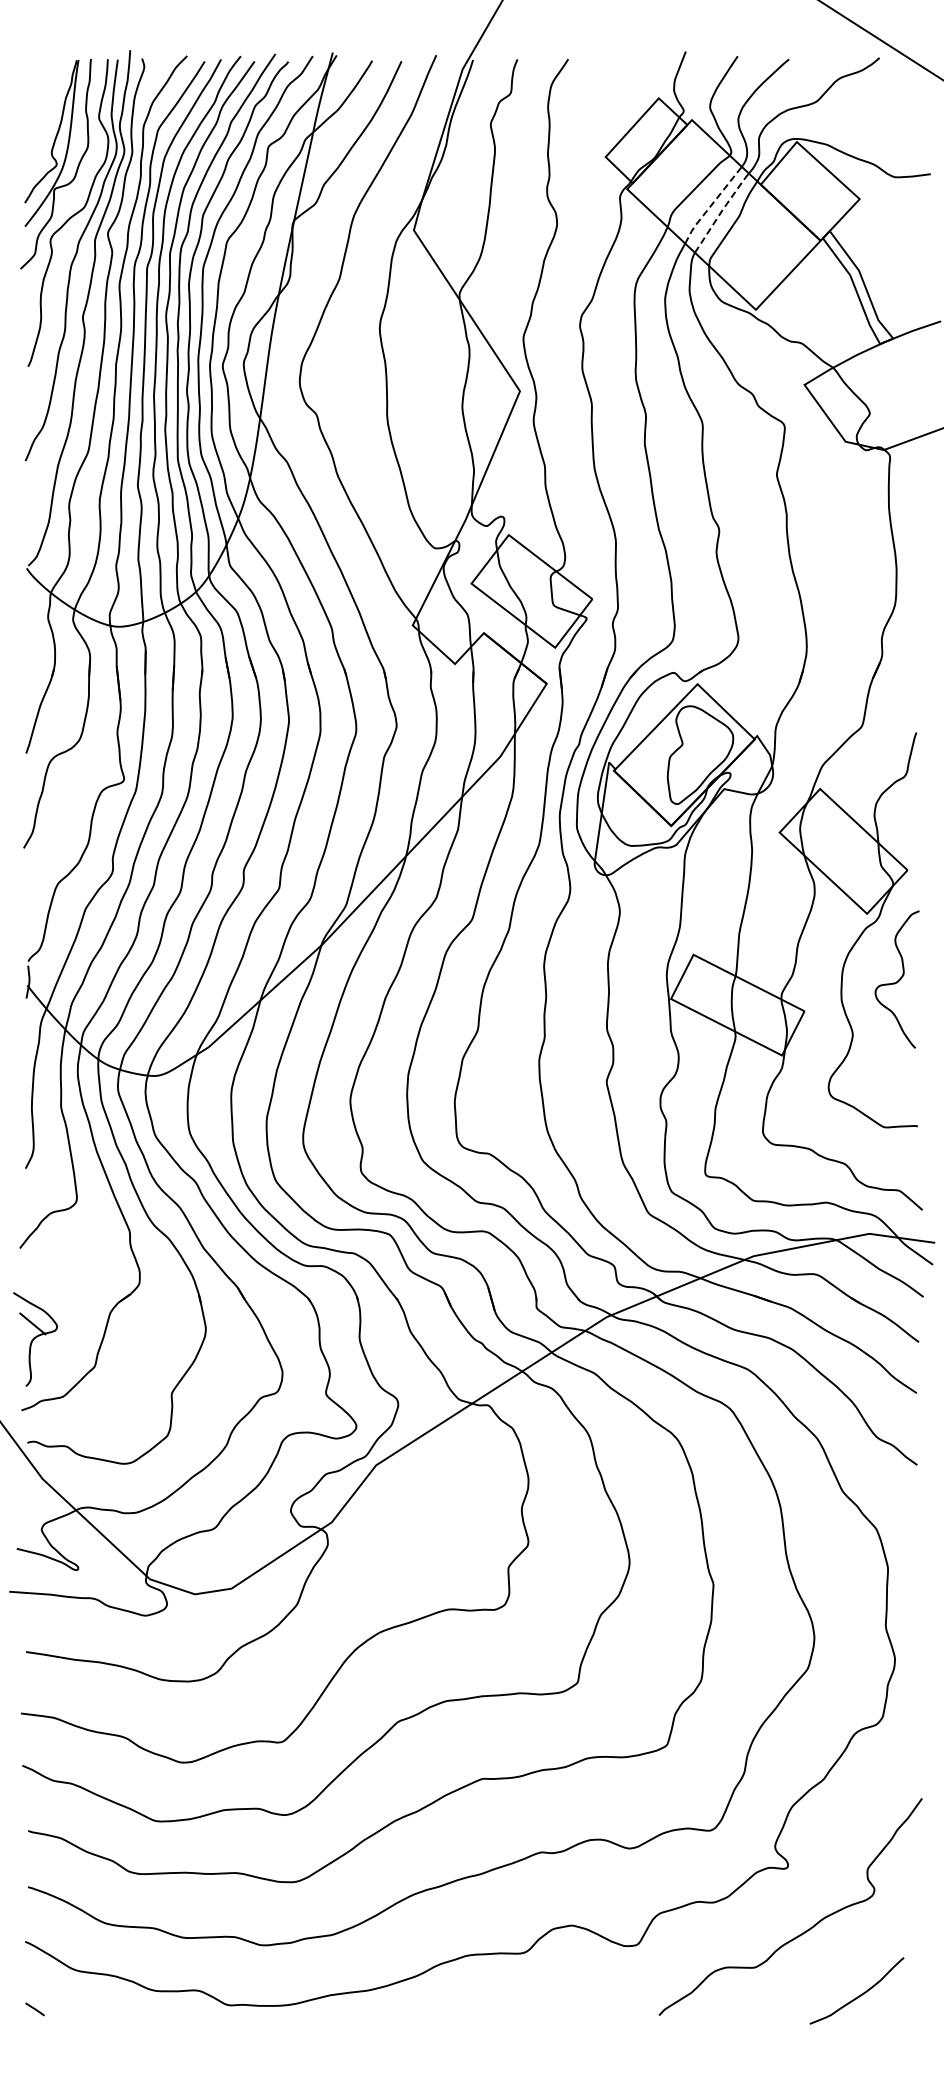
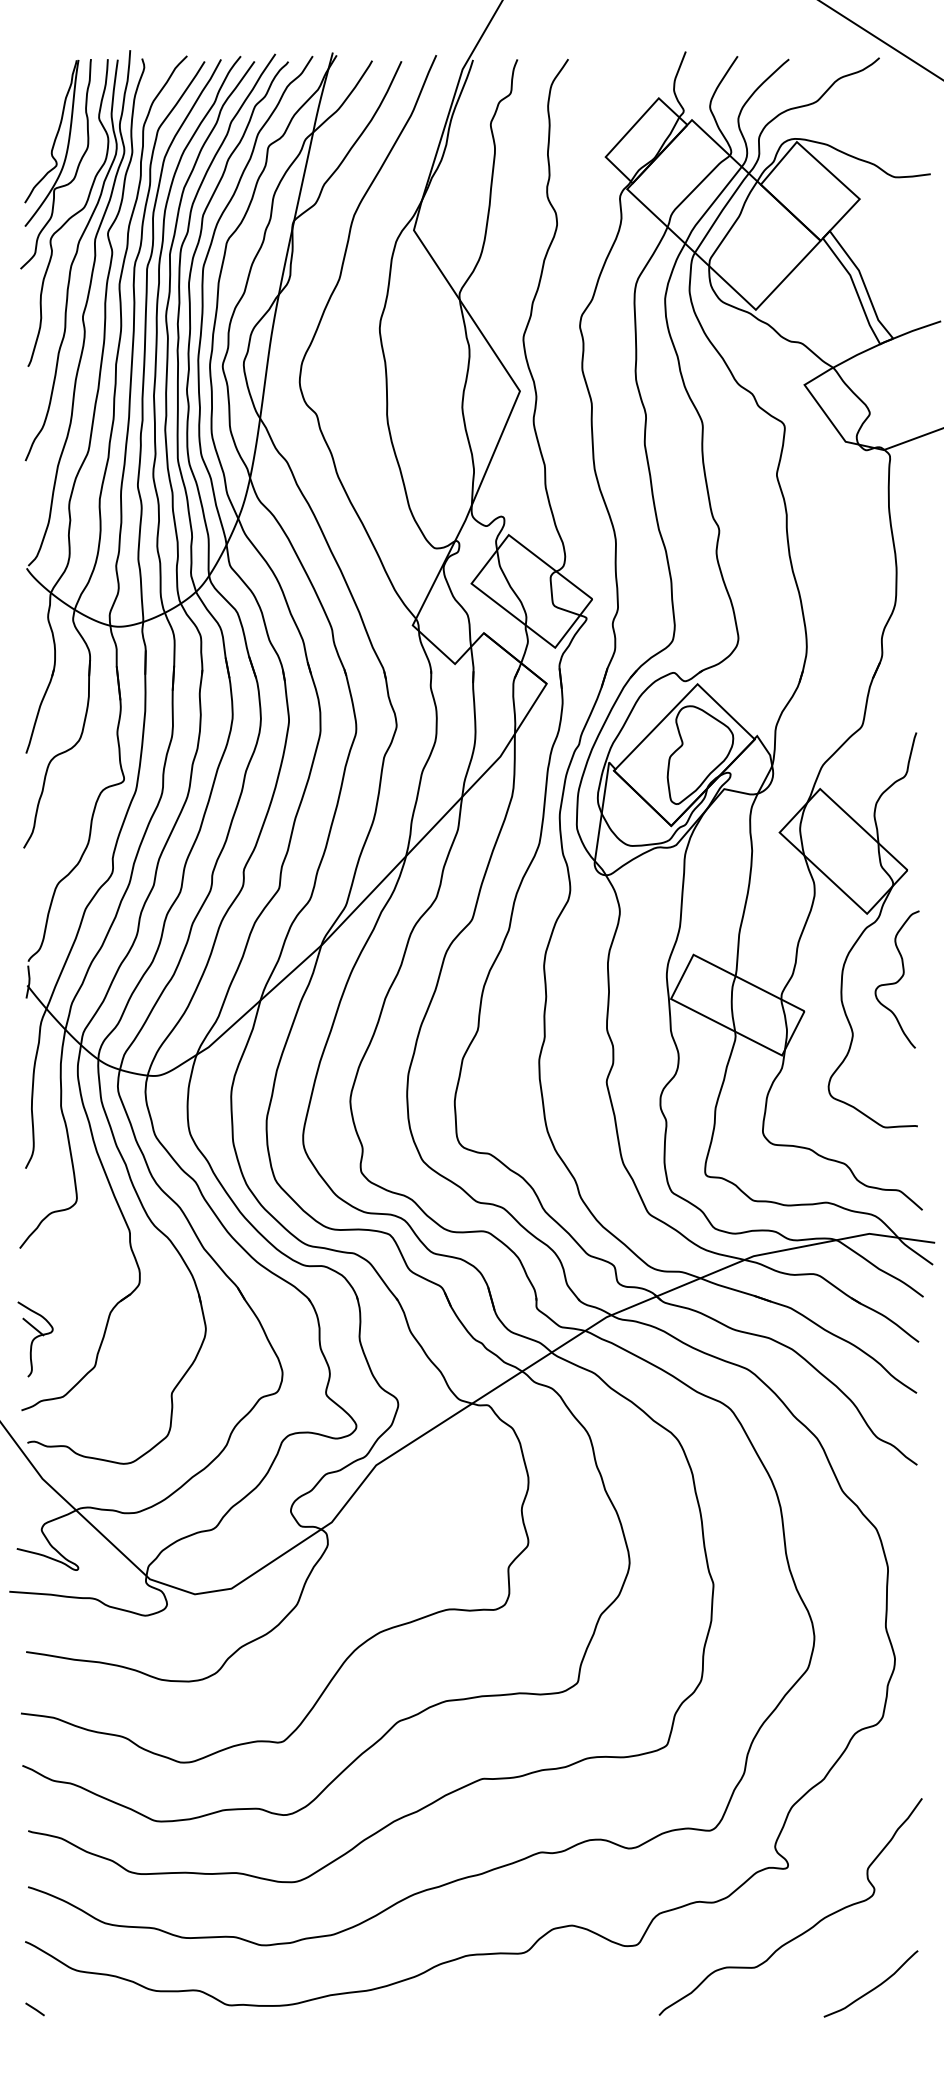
line: dashed -> solid (711, 205)
line: dashed -> solid (722, 210)
part size: 45x95 px -> 37x77 px (35, 1339)
curve position: (858, 1995) -> (872, 1988) (872, 1988)
